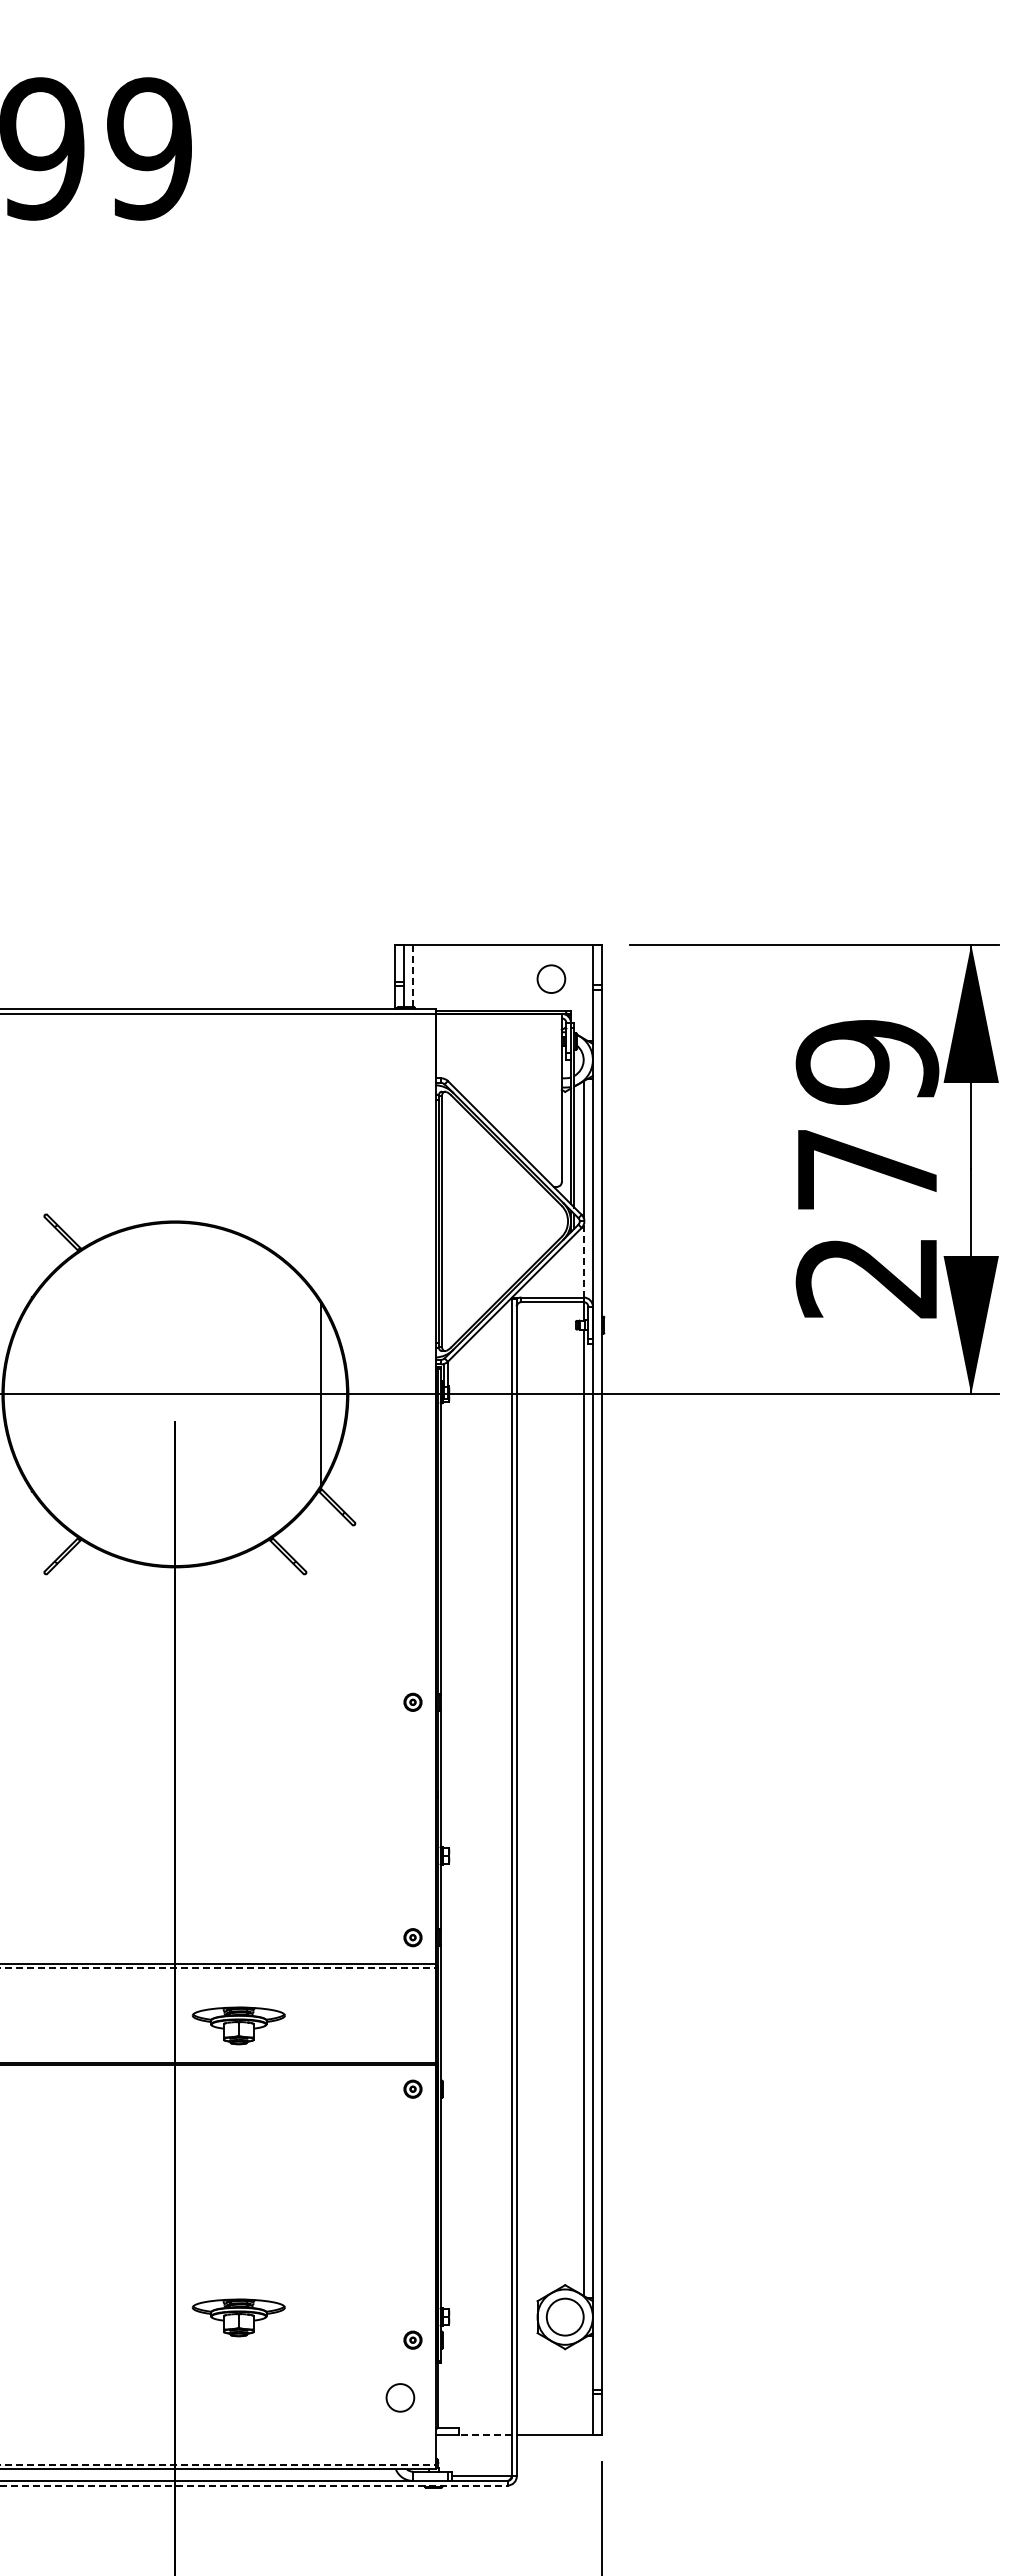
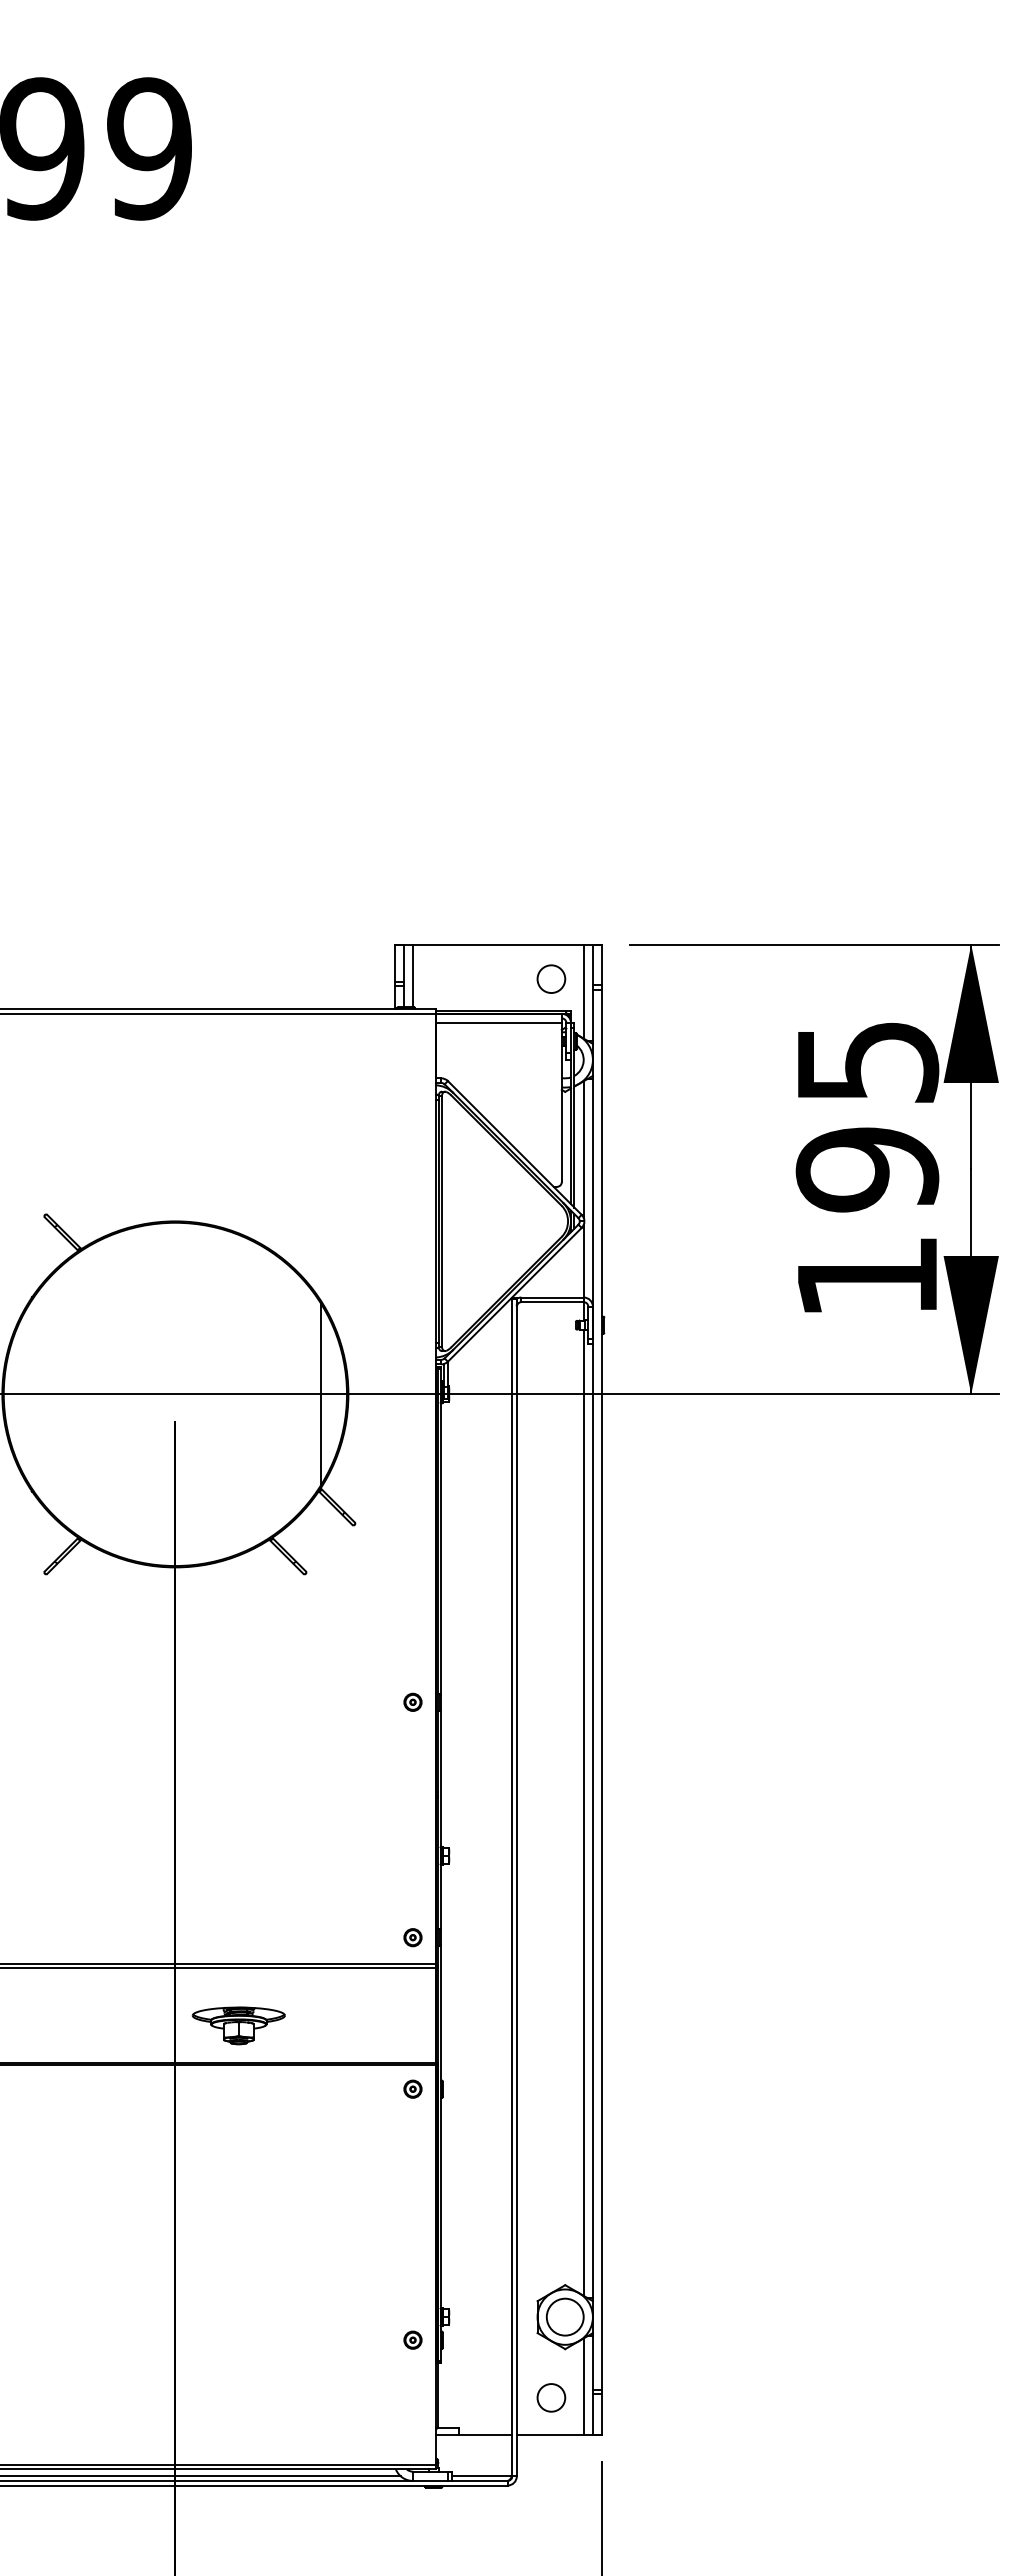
line: dashed -> solid (413, 976)
line: none -> present (583, 991)
line: none -> present (498, 1023)
text: 279 -> 195 (867, 1169)
line: dashed -> solid (583, 1261)
line: dashed -> solid (218, 1968)
part: present -> none (238, 2317)
line: none -> present (583, 2386)
circle position: (400, 2397) -> (551, 2397) (551, 2397)
line: dashed -> solid (485, 2434)
line: dashed -> solid (218, 2464)
line: none -> present (201, 2476)
line: dashed -> solid (254, 2485)
